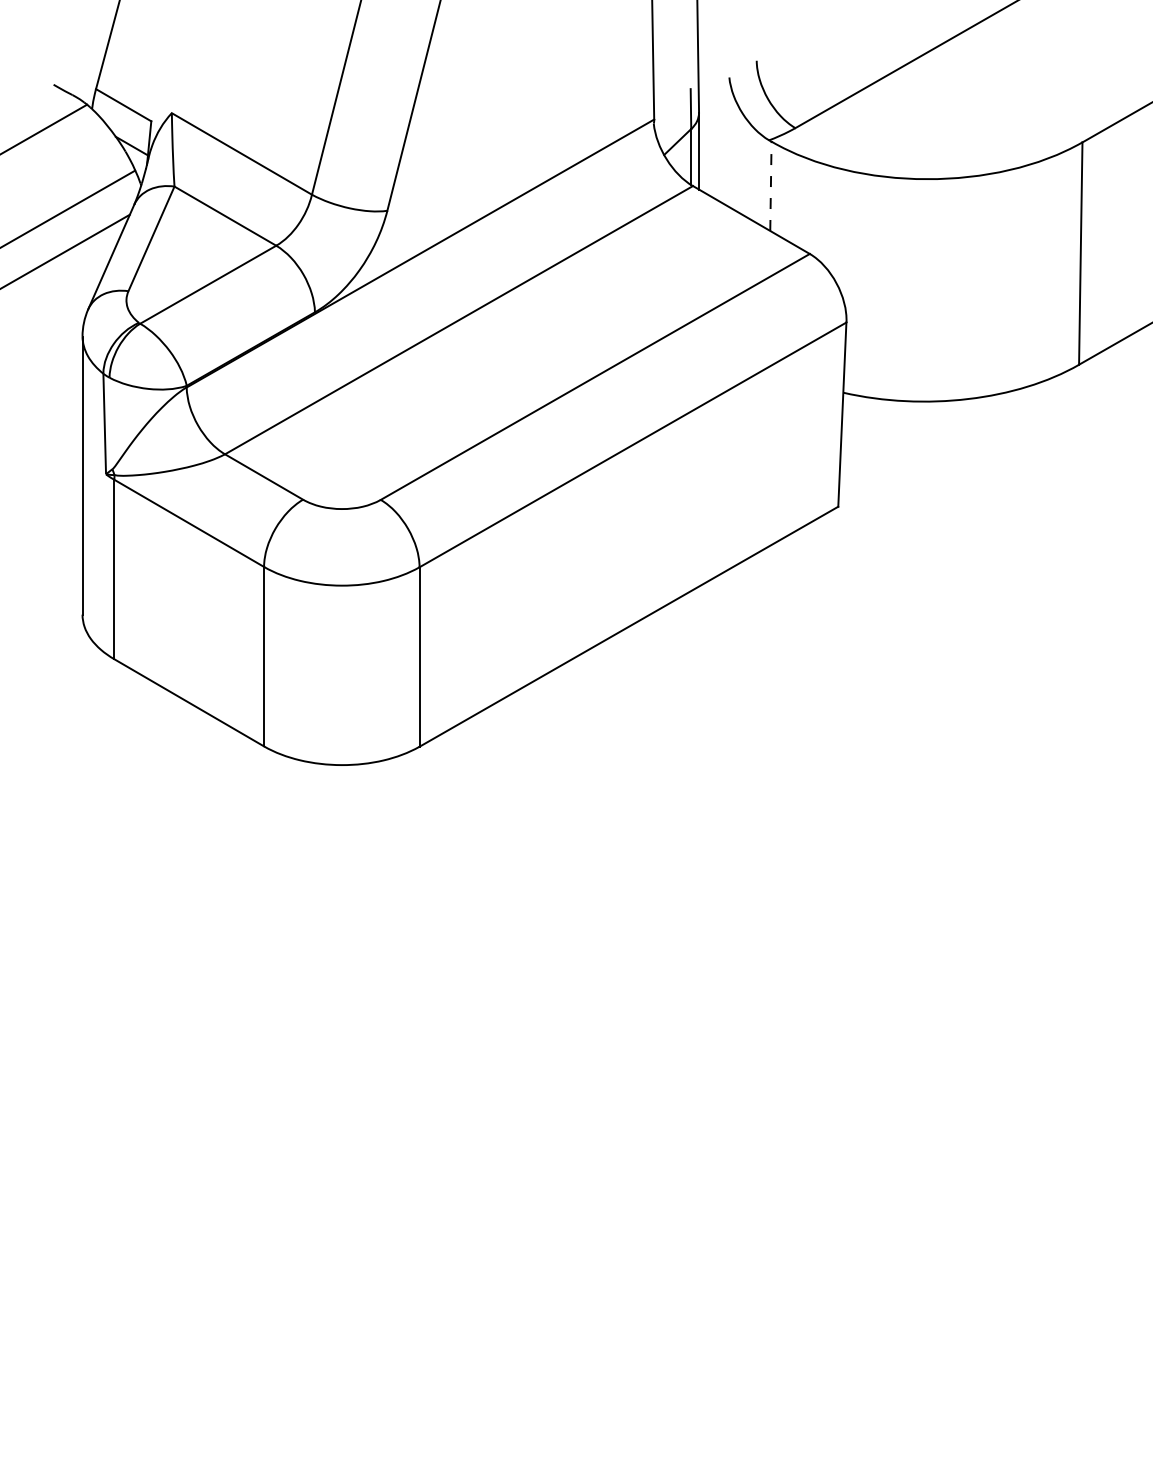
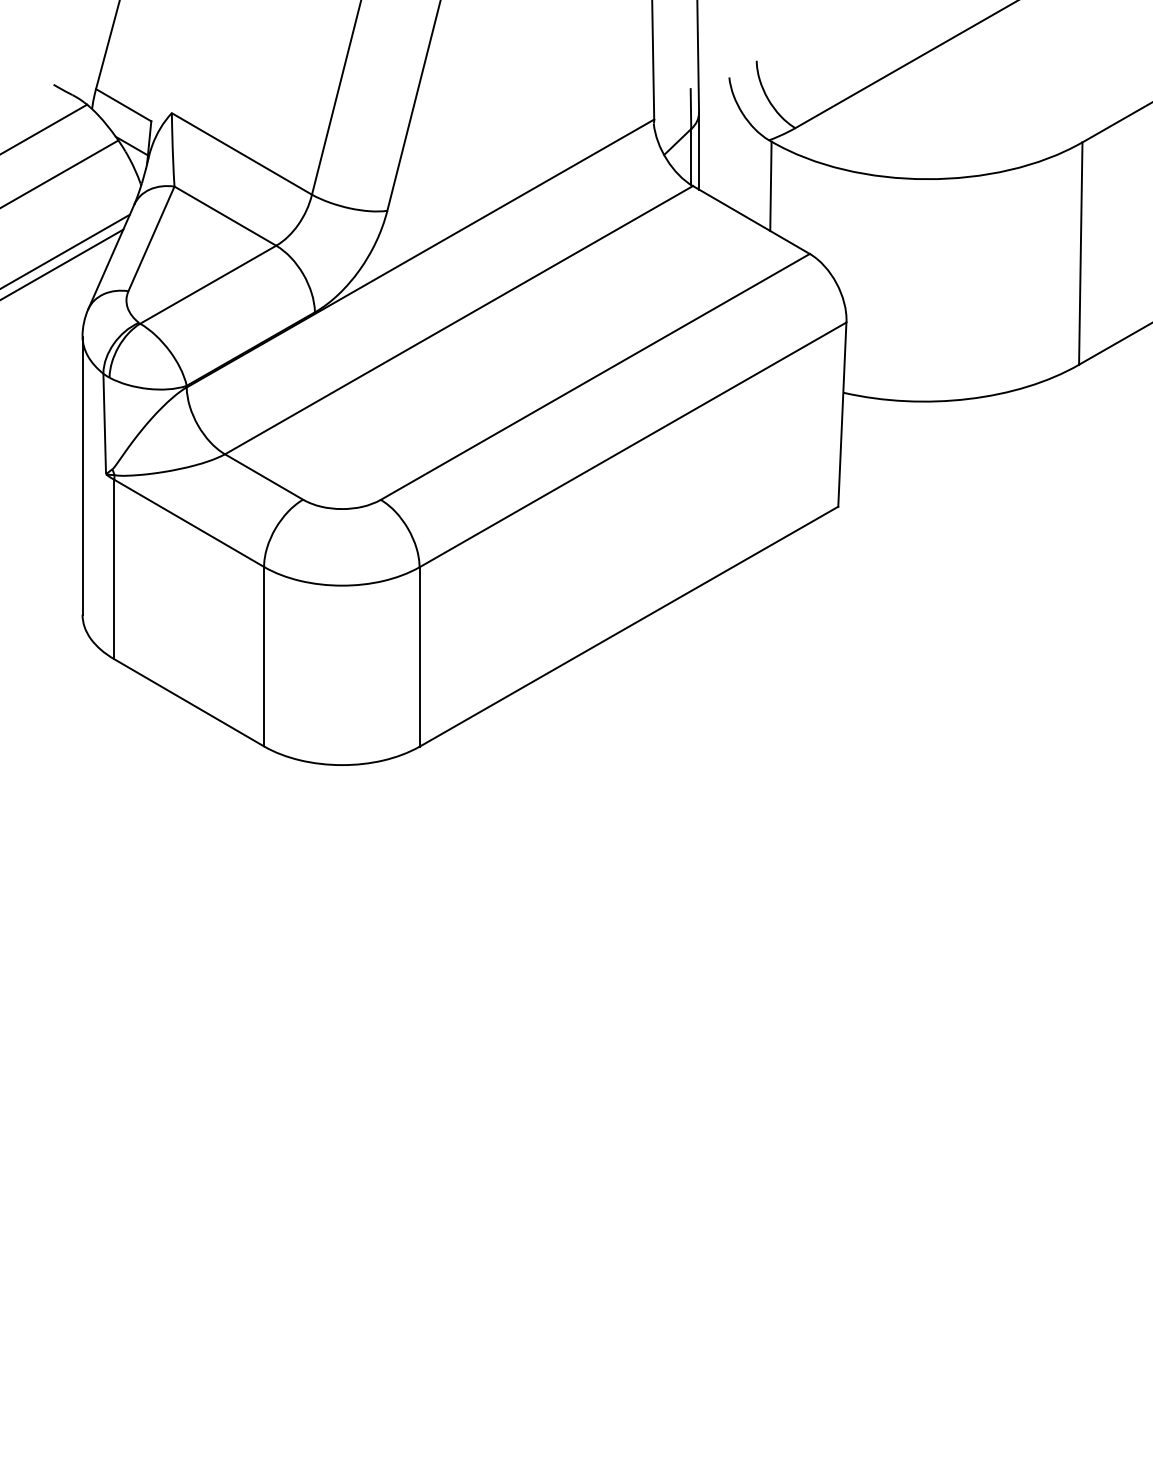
line: dashed -> solid (770, 186)
line position: (68, 208) -> (60, 173) (60, 173)
line: none -> present (62, 263)
